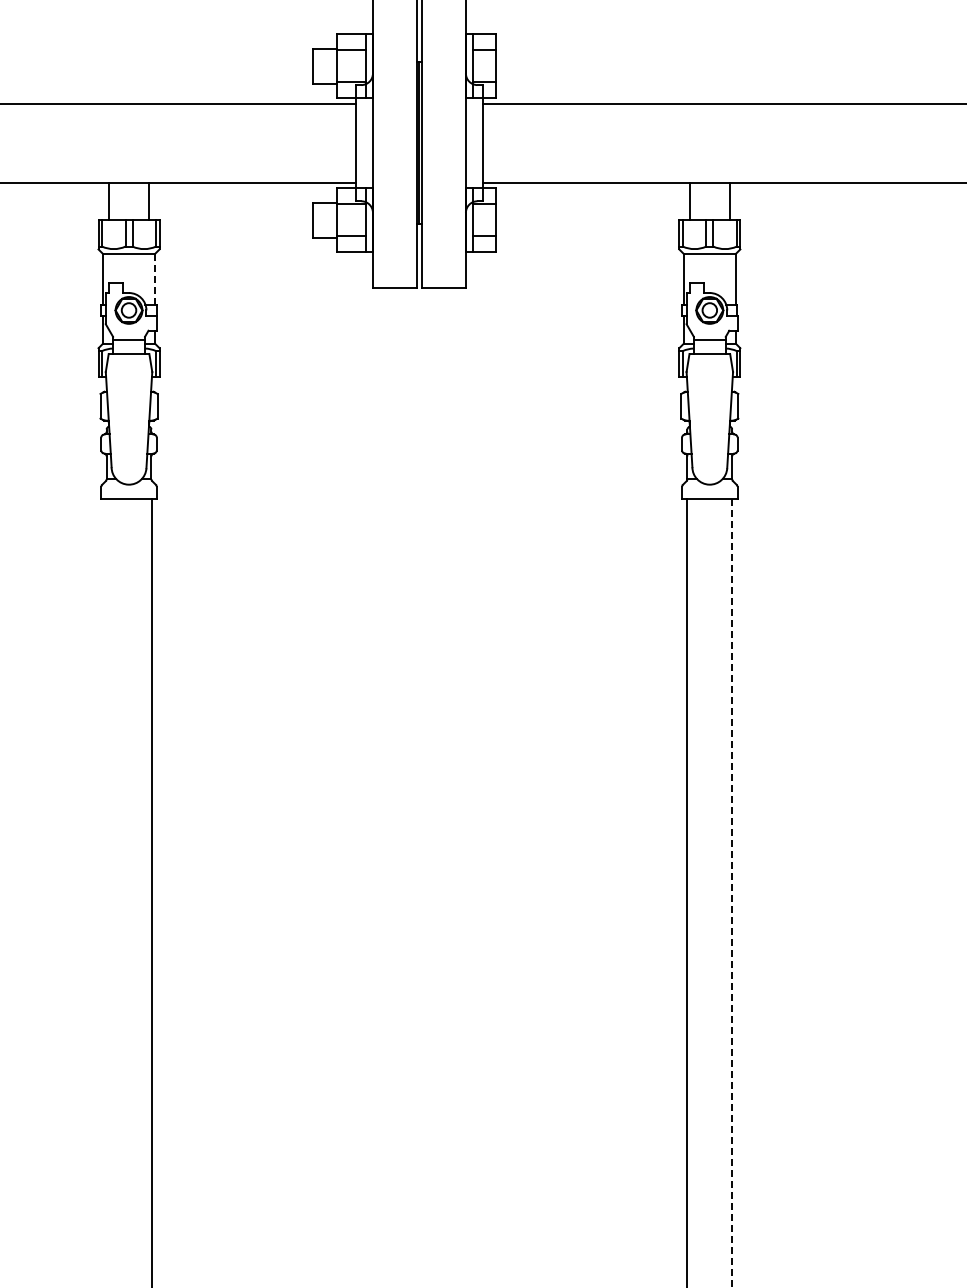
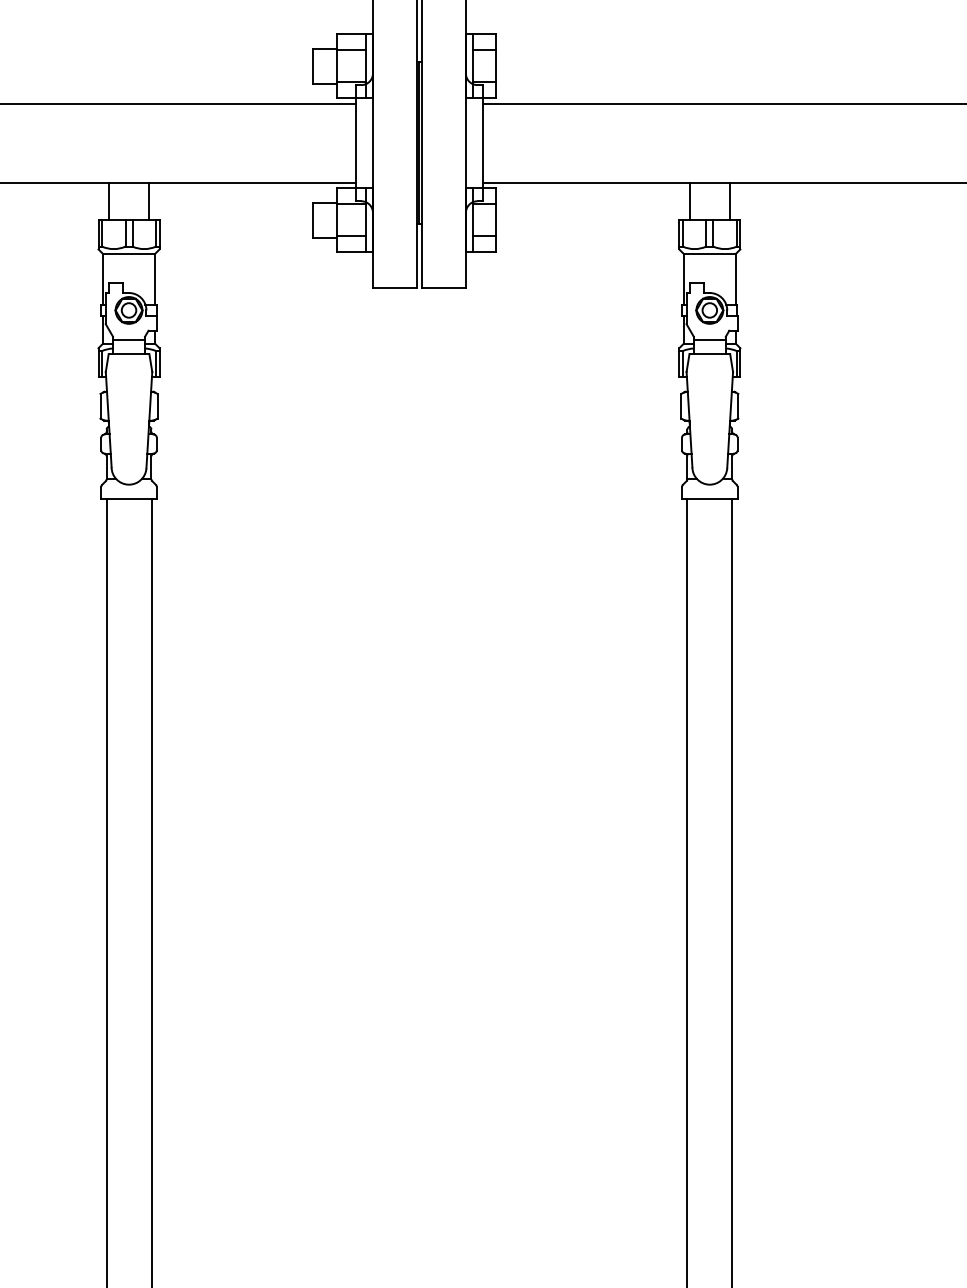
line: dashed -> solid (155, 278)
line: none -> present (106, 891)
line: dashed -> solid (732, 894)
